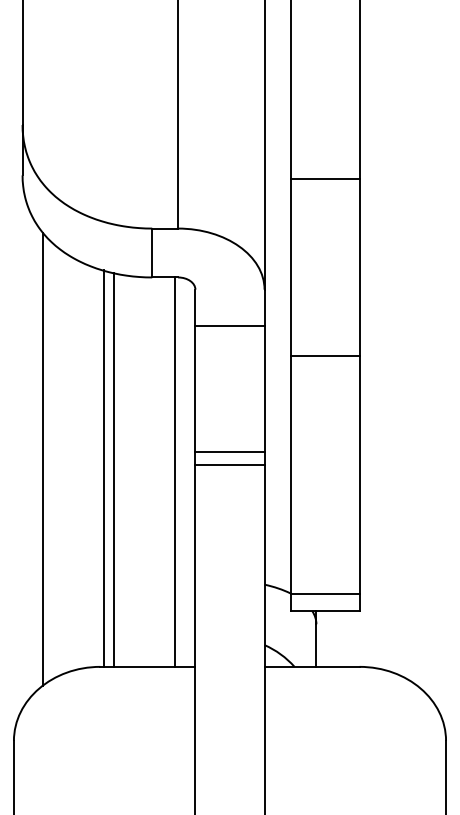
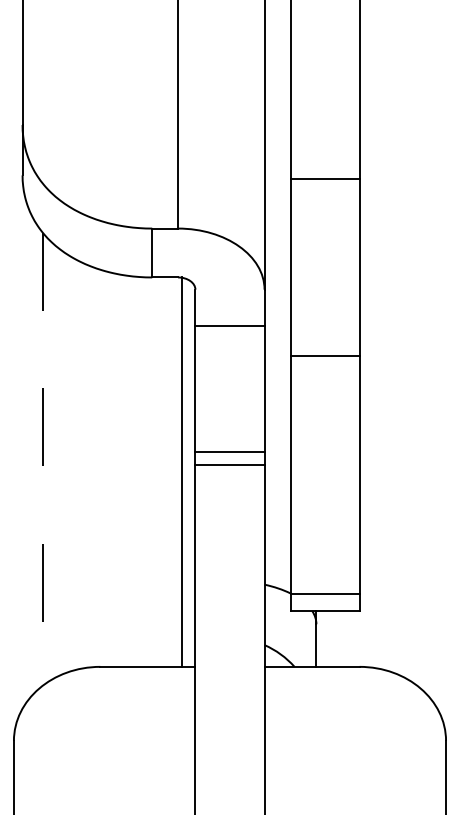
line: solid -> dashed (42, 459)
line: present -> none (104, 468)
line: present -> none (113, 469)
line position: (175, 471) -> (182, 471) (182, 471)
